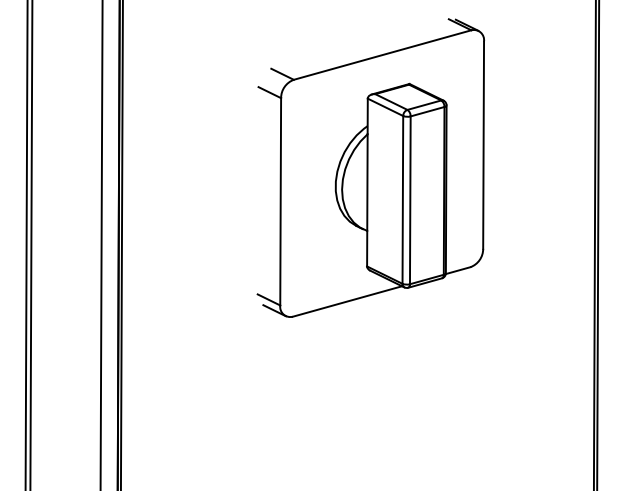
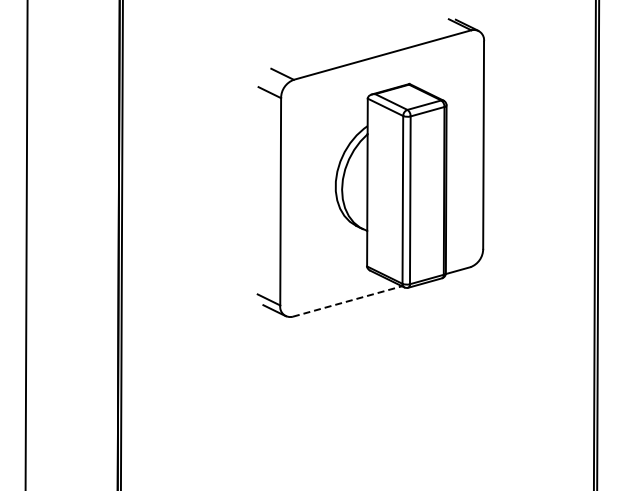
line: present -> none (31, 244)
line: present -> none (101, 244)
line: solid -> dashed (347, 301)
